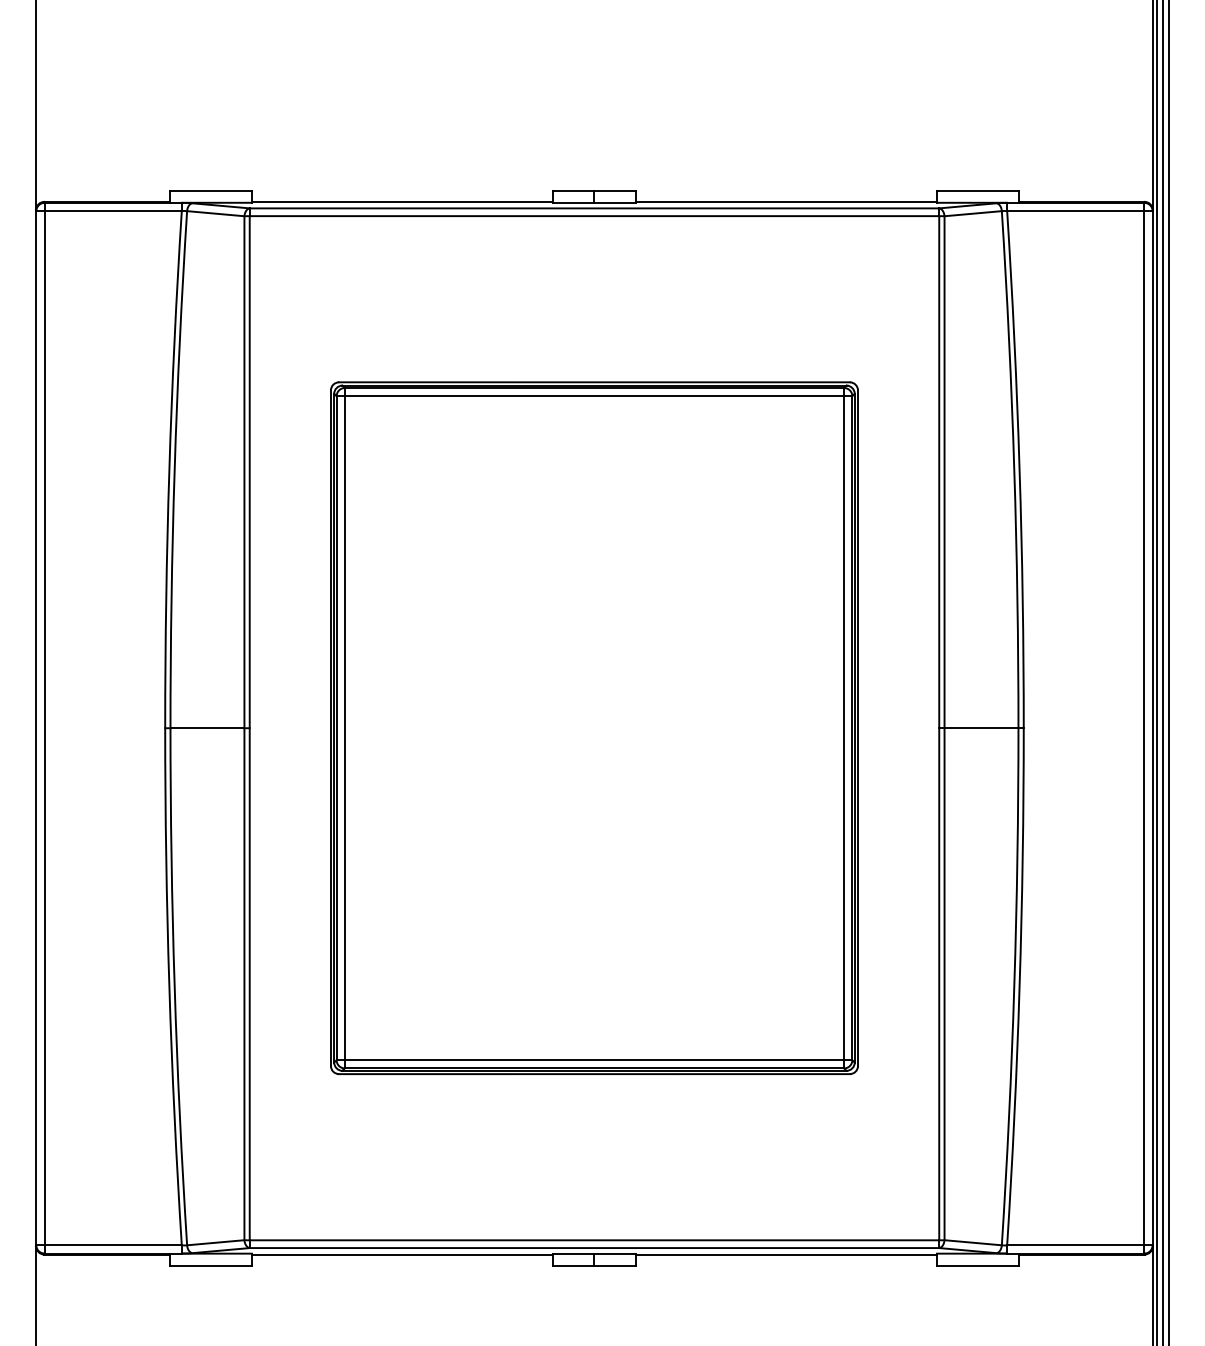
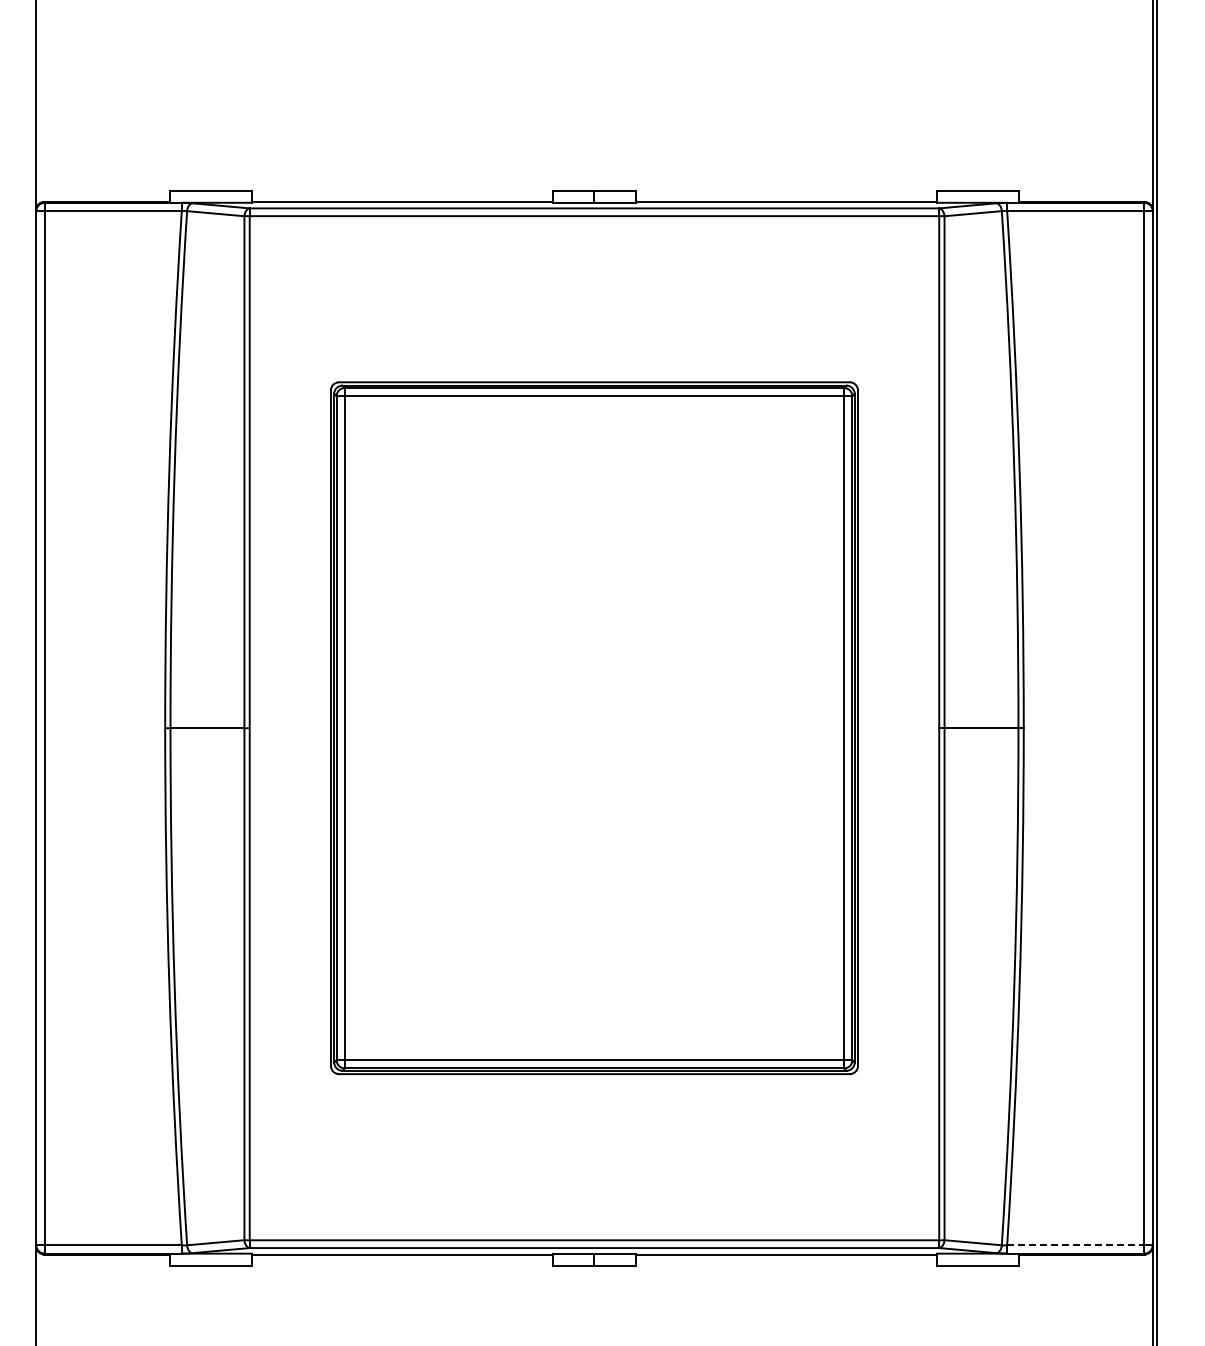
line: present -> none (1162, 672)
line: present -> none (1168, 672)
line: solid -> dashed (1075, 1245)
